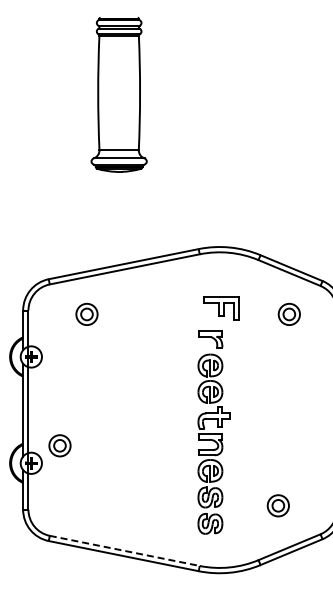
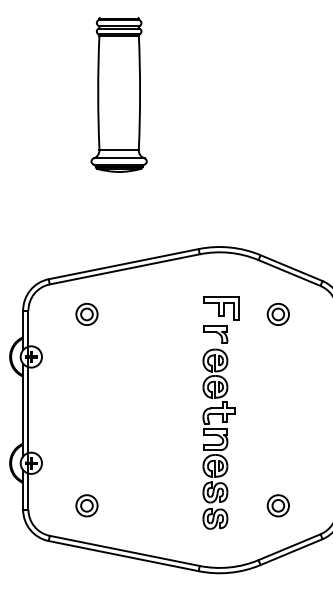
part position: (288, 313) -> (277, 313) (277, 313)
part position: (213, 432) -> (218, 427) (218, 427)
part position: (59, 445) -> (86, 505) (86, 505)
line: dashed -> solid (125, 551)
